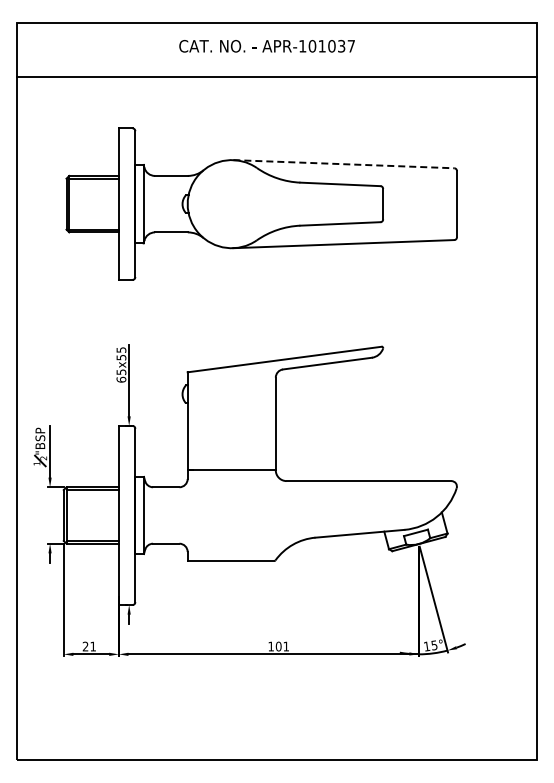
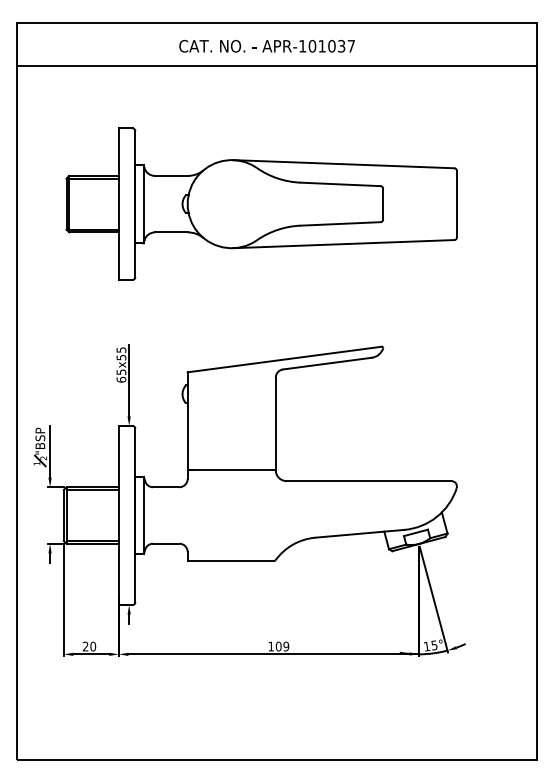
line position: (276, 76) -> (276, 65) (276, 65)
line: dashed -> solid (343, 164)
text: 21 -> 20 (93, 646)
text: 101 -> 109 (286, 646)
